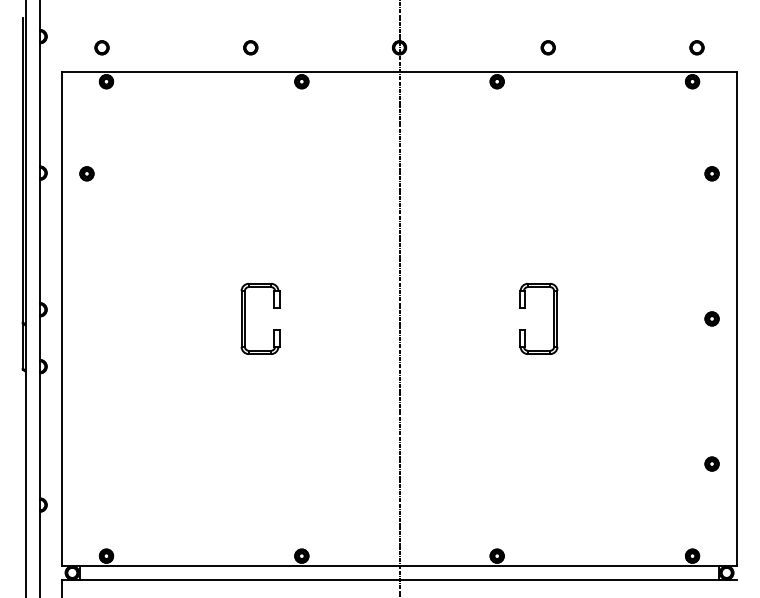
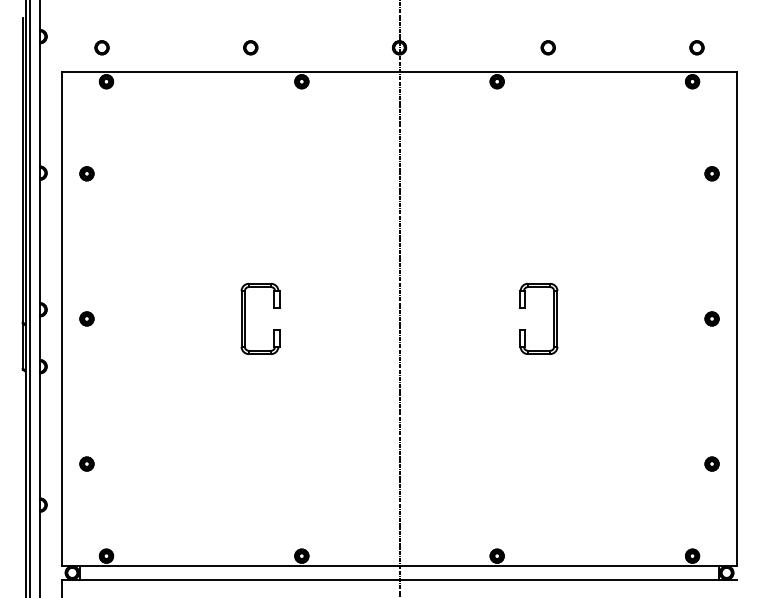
line: none -> present (30, 298)
part: none -> present (86, 318)
part: none -> present (86, 463)
